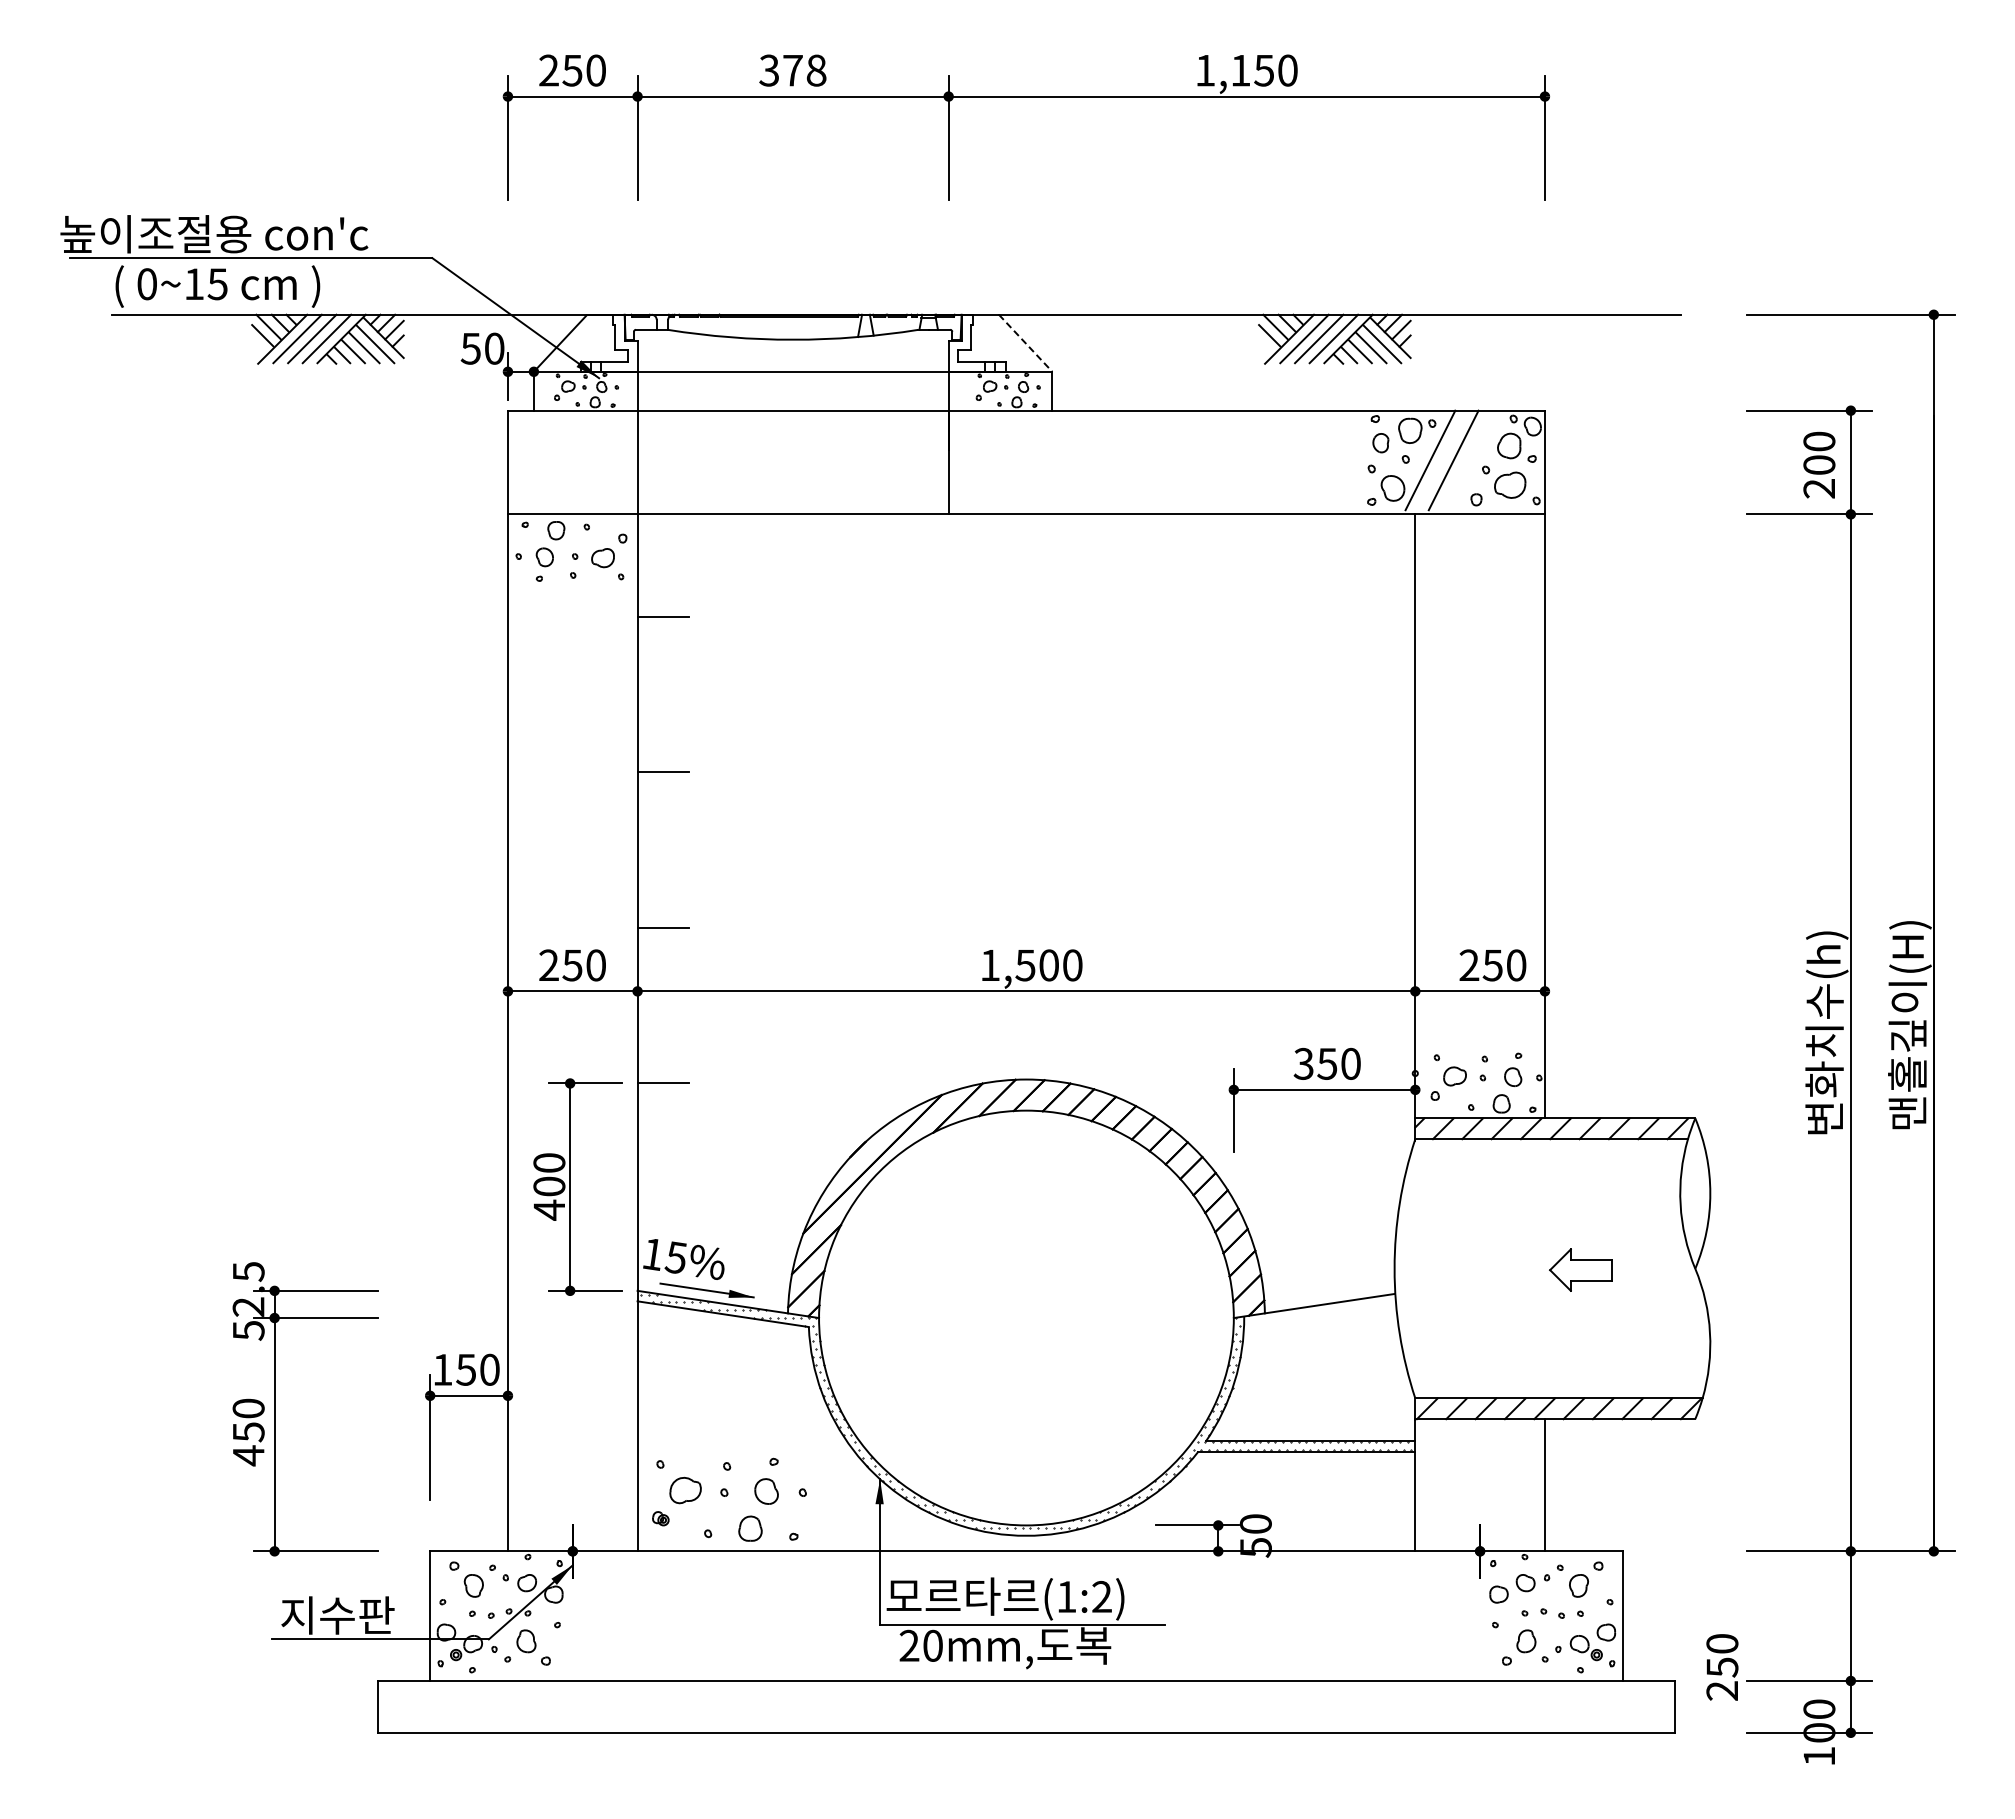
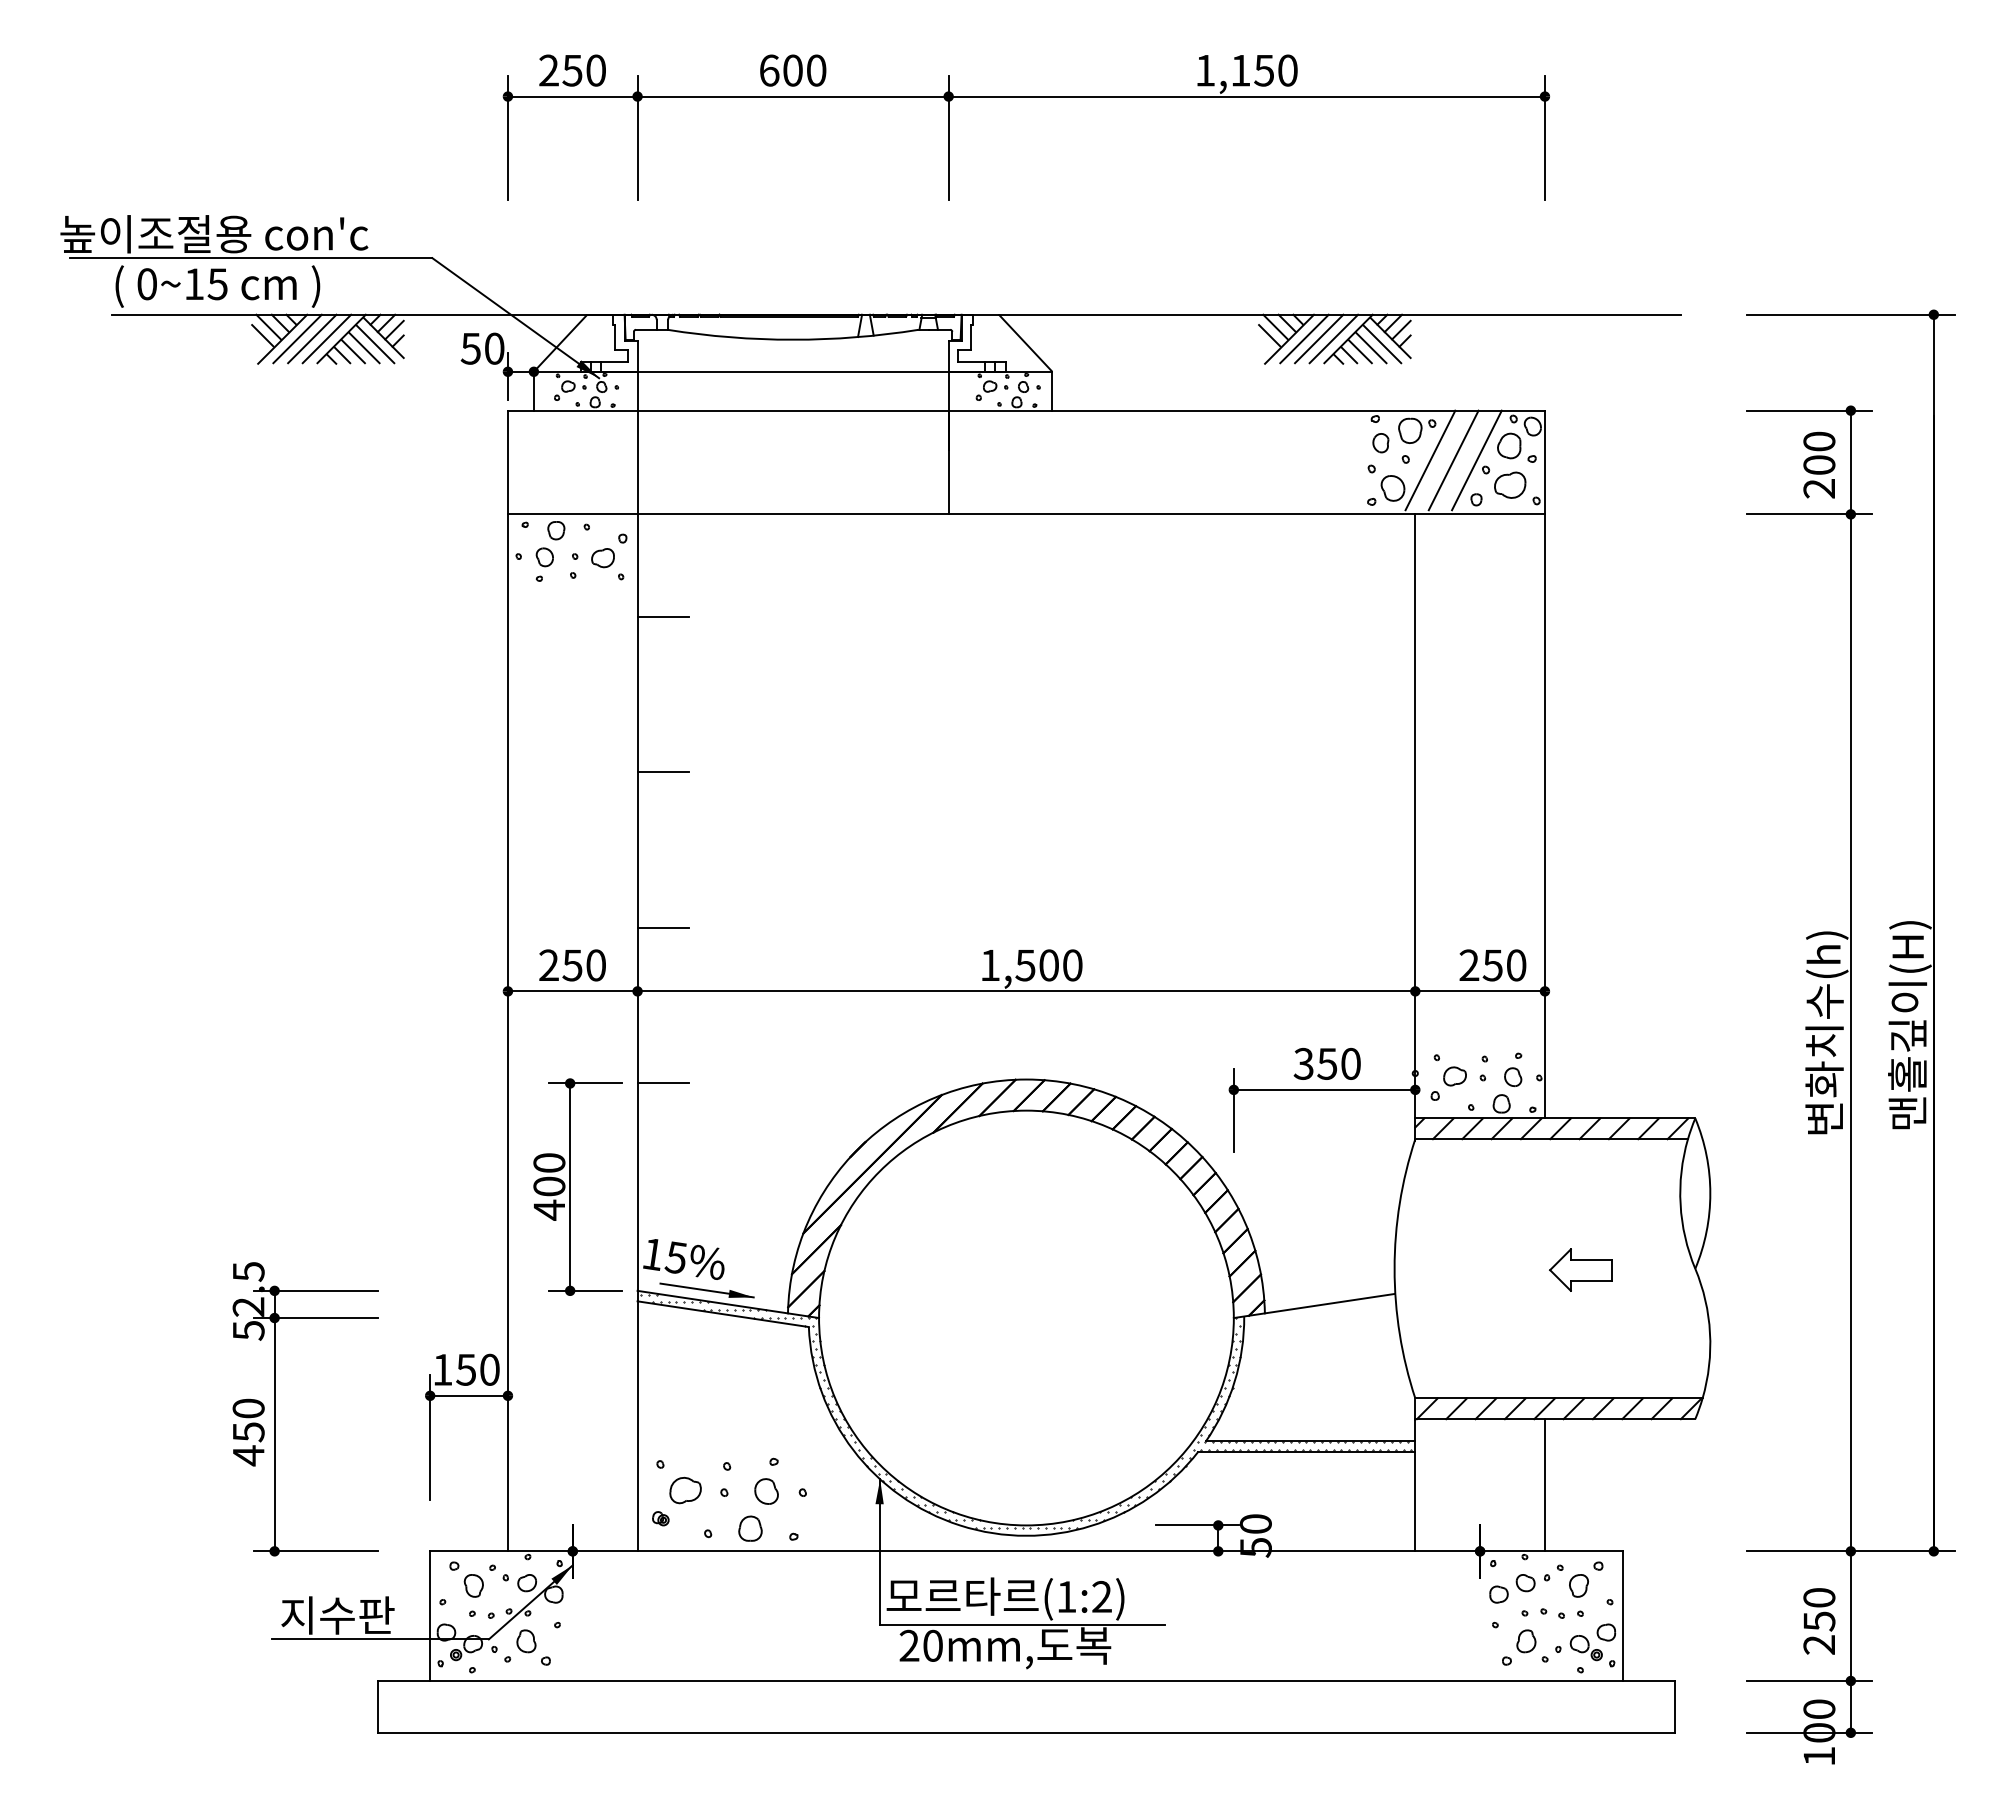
text: 378 -> 600 (792, 70)
line: dashed -> solid (1026, 343)
line: none -> present (1476, 460)
text position: (1722, 1667) -> (1819, 1621) (1819, 1621)
